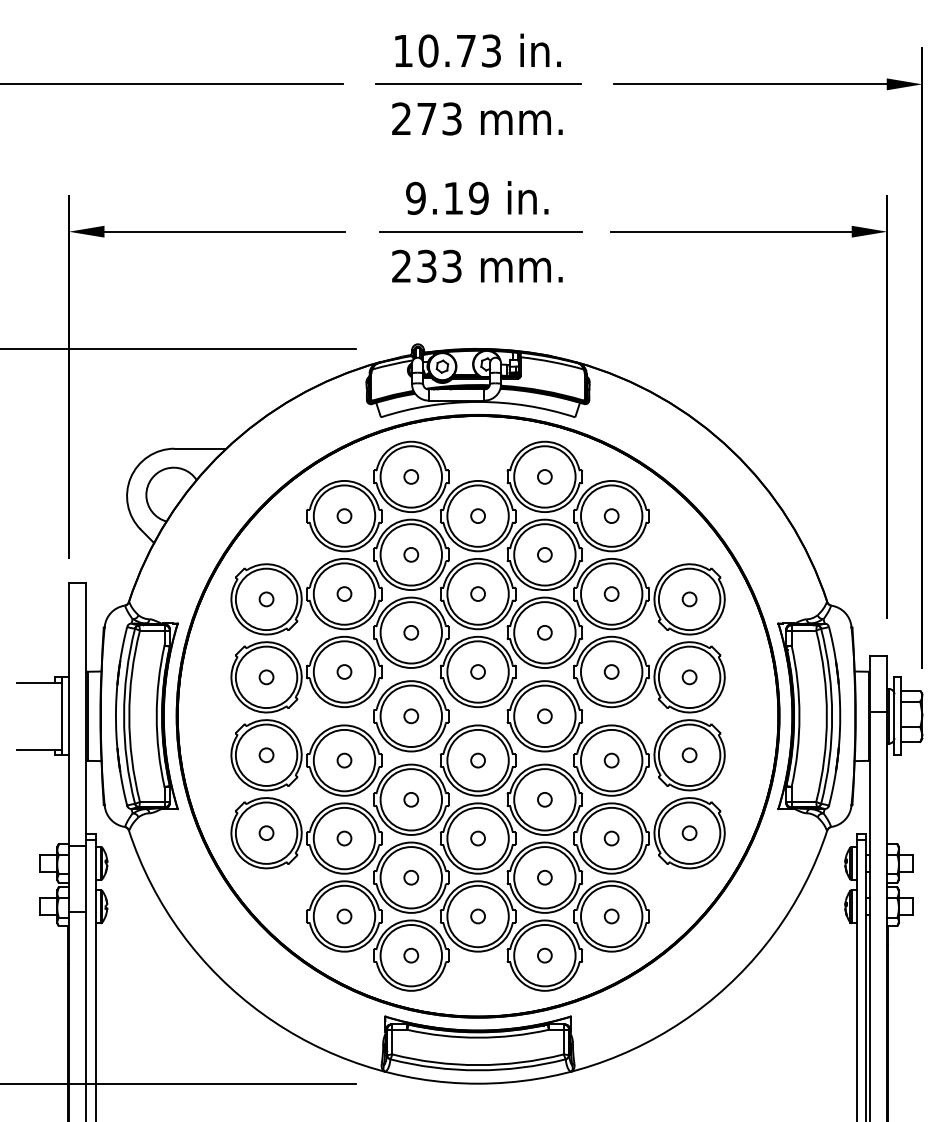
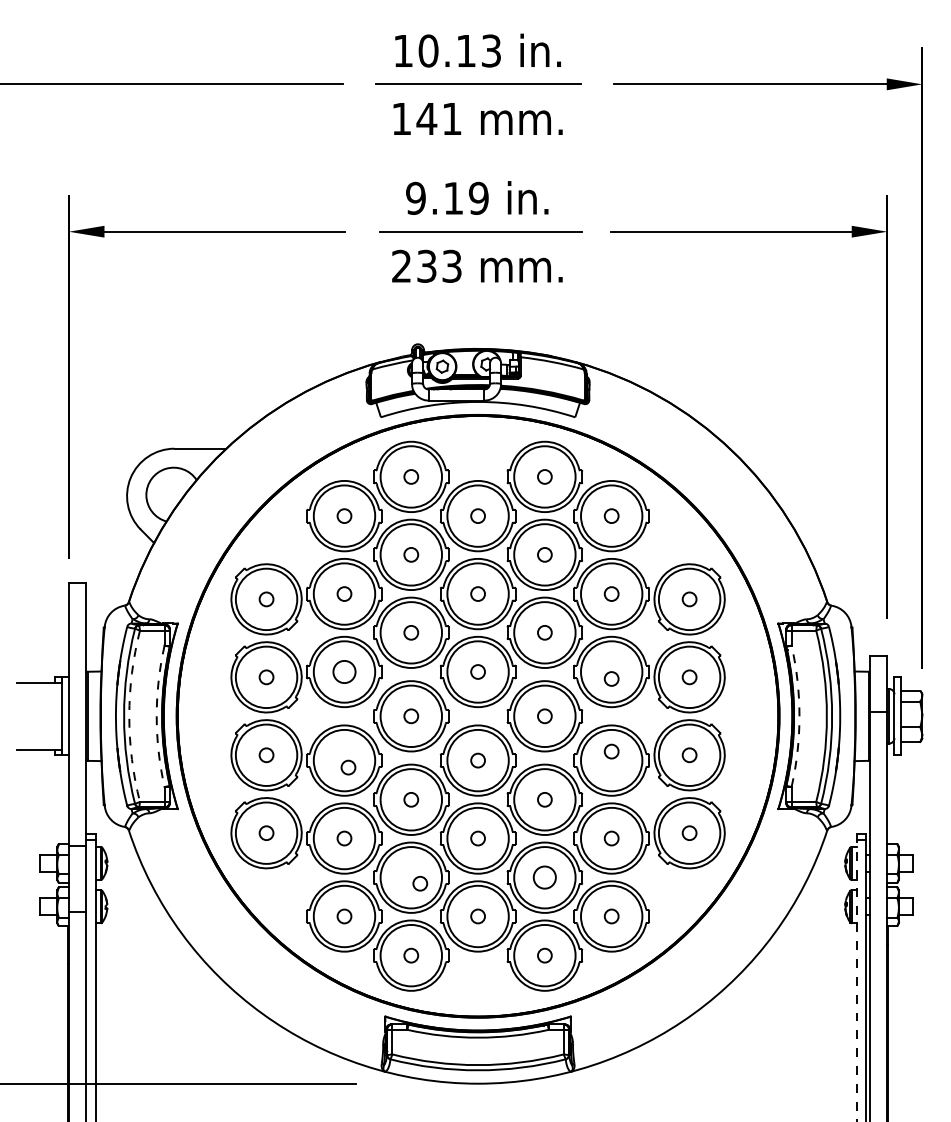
text: 10.73 -> 10.13 (466, 50)
text: 273 -> 141 (426, 118)
line: present -> none (178, 348)
circle size: 17x16 px -> 25x24 px (344, 671)
circle position: (611, 671) -> (611, 678) (611, 678)
arc: solid -> dashed (129, 716)
arc: solid -> dashed (156, 716)
arc: solid -> dashed (799, 716)
circle position: (344, 760) -> (348, 767) (348, 767)
circle position: (611, 760) -> (611, 751) (611, 751)
circle position: (411, 877) -> (420, 883) (420, 883)
circle size: 16x16 px -> 25x25 px (544, 877)
line: solid -> dashed (857, 978)
